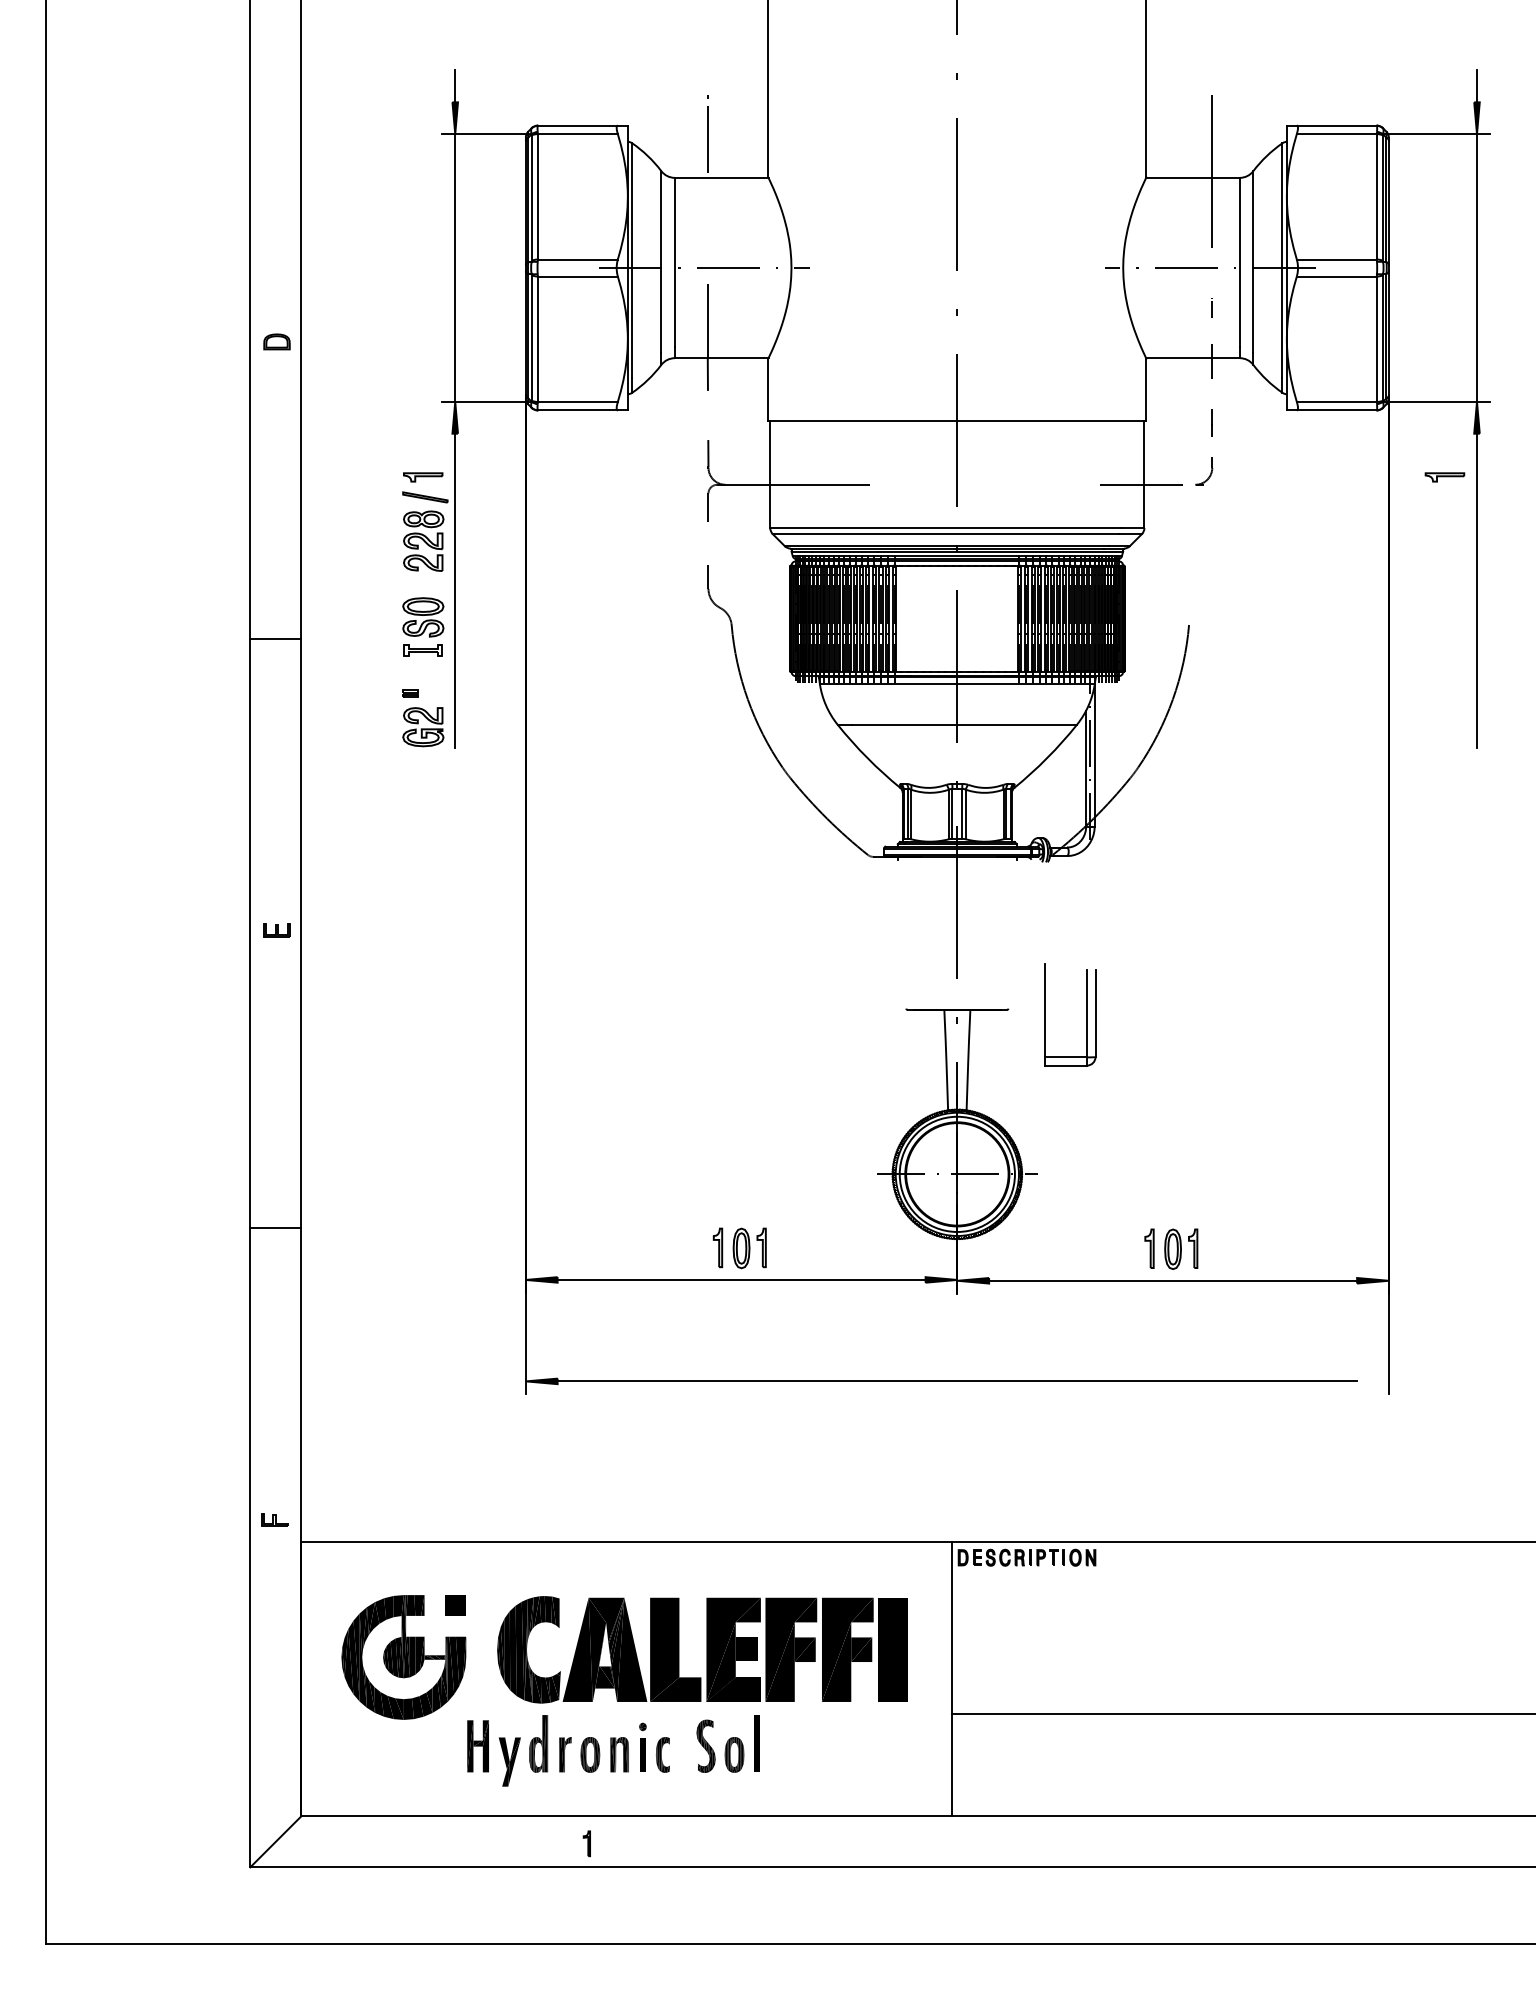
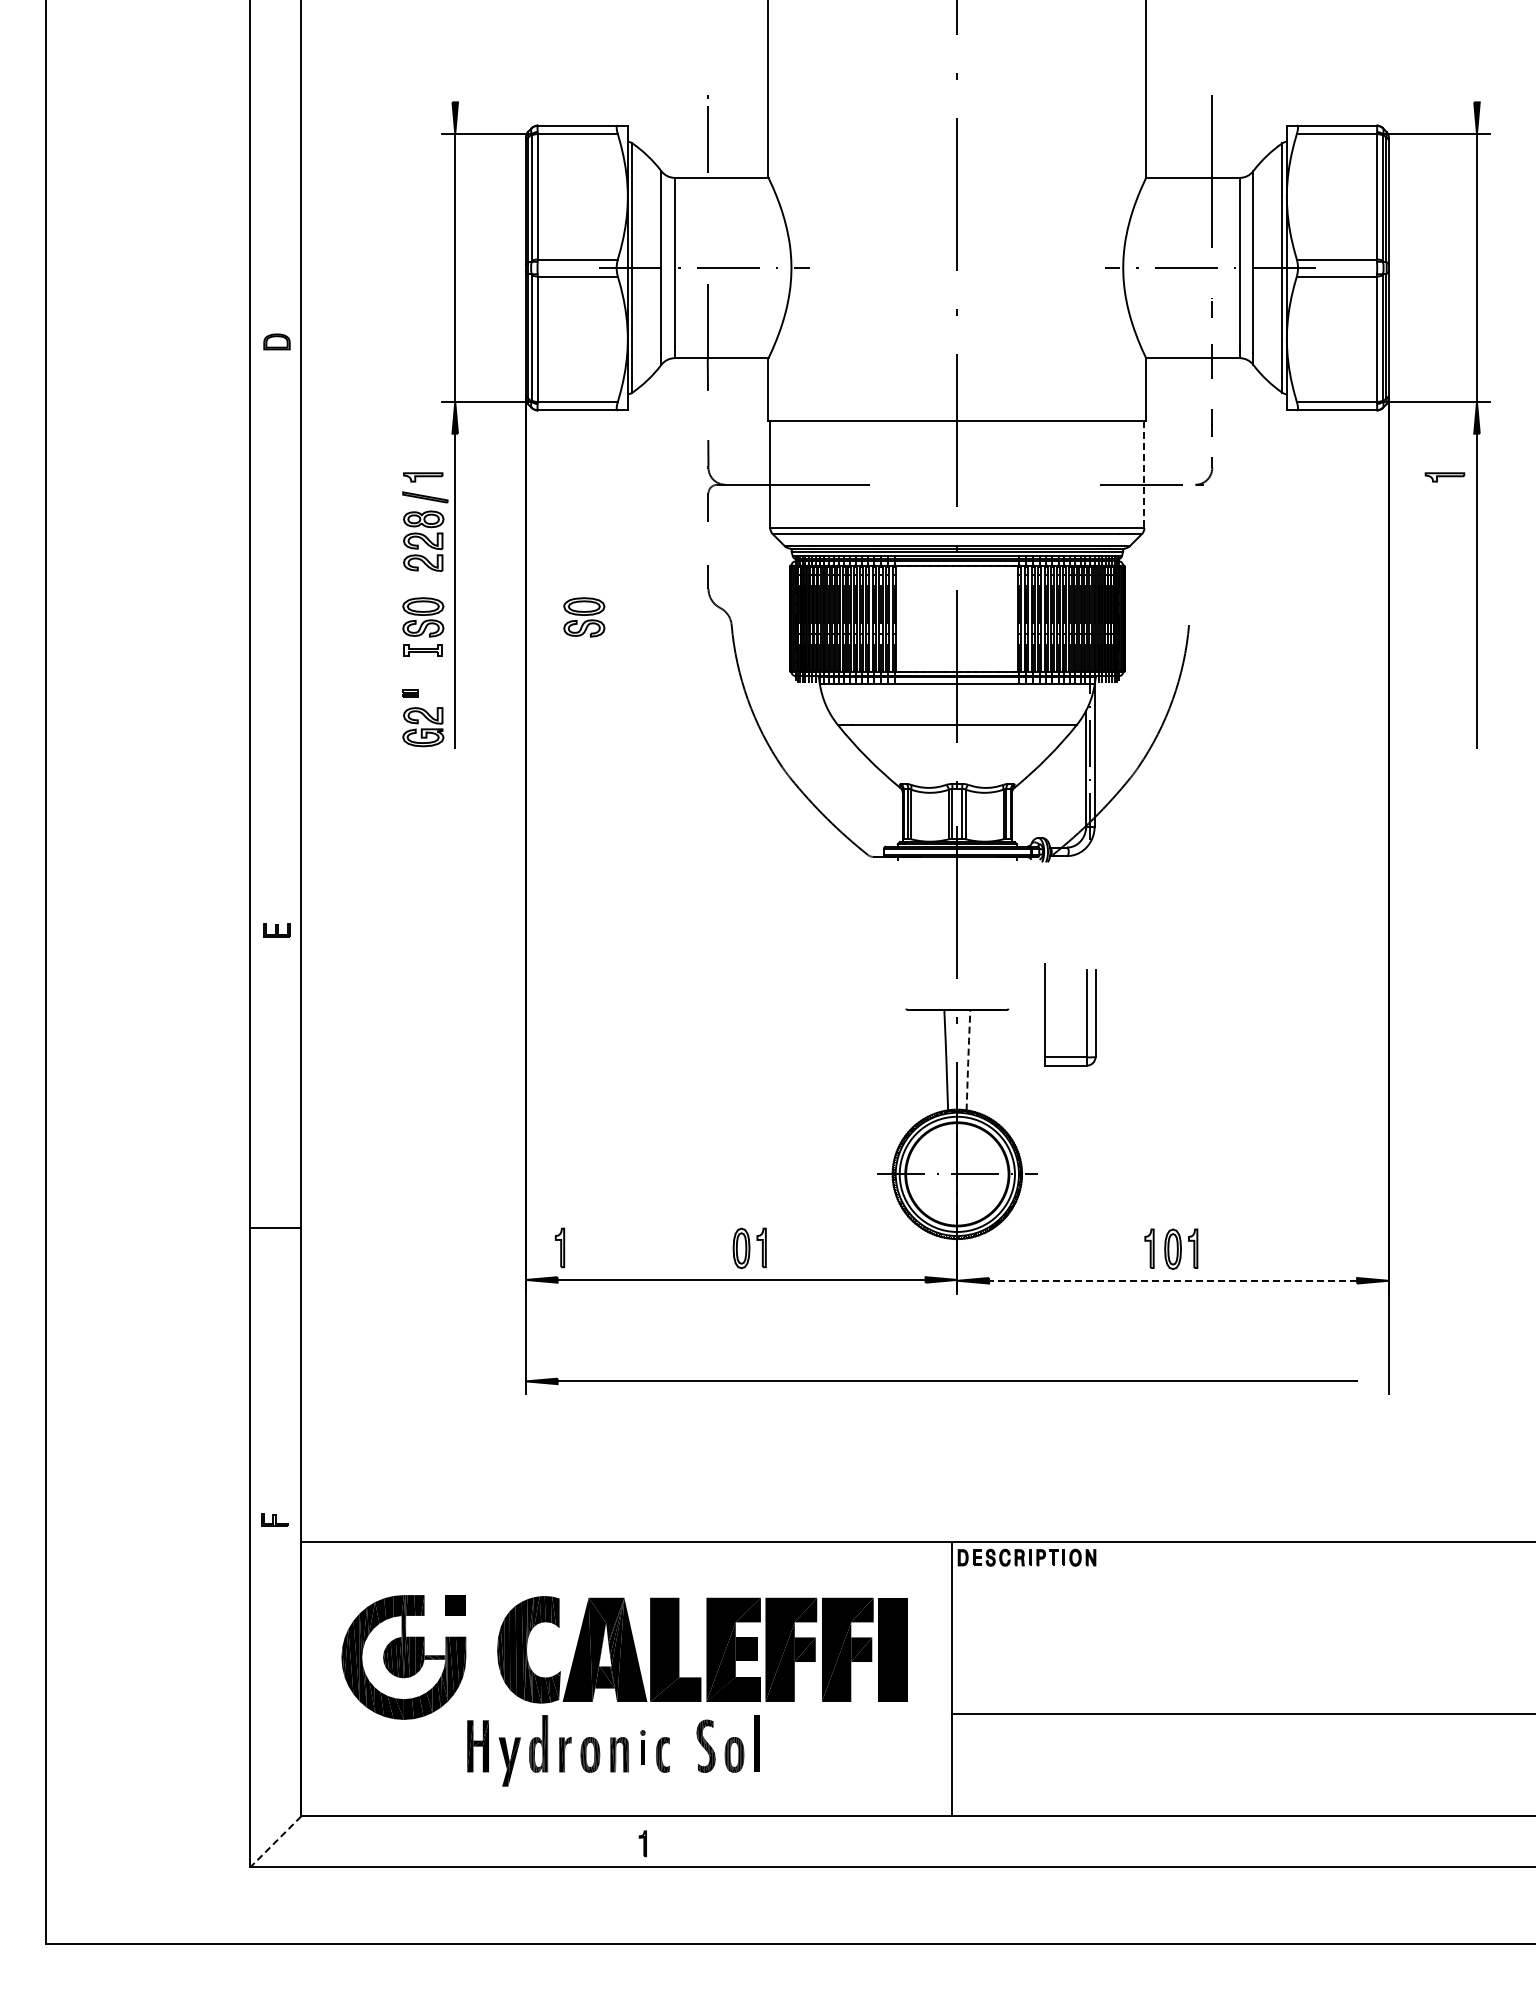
line: present -> none (455, 86)
line: present -> none (1476, 86)
line: solid -> dashed (1144, 474)
part: none -> present (584, 617)
line: present -> none (275, 638)
line: solid -> dashed (968, 1059)
part position: (717, 1247) -> (559, 1247) (559, 1247)
line: solid -> dashed (1173, 1280)
part size: 8x50 px -> 6x35 px (642, 1747)
line: solid -> dashed (275, 1842)
part position: (586, 1843) -> (642, 1843) (642, 1843)
